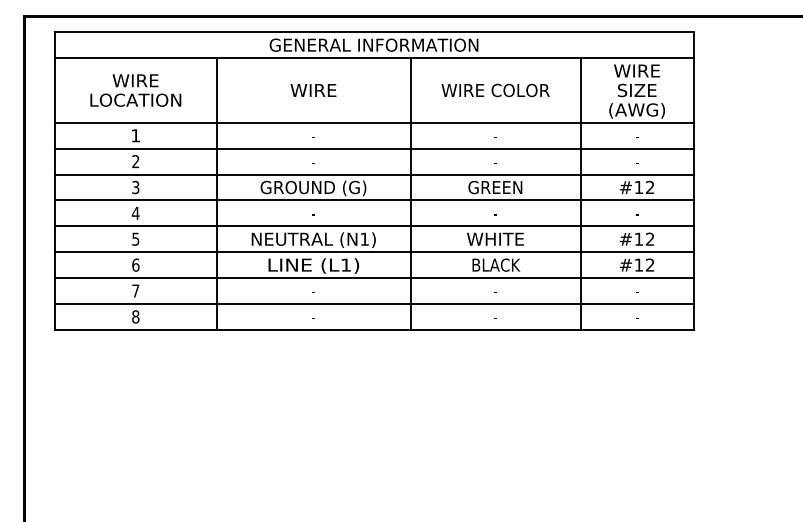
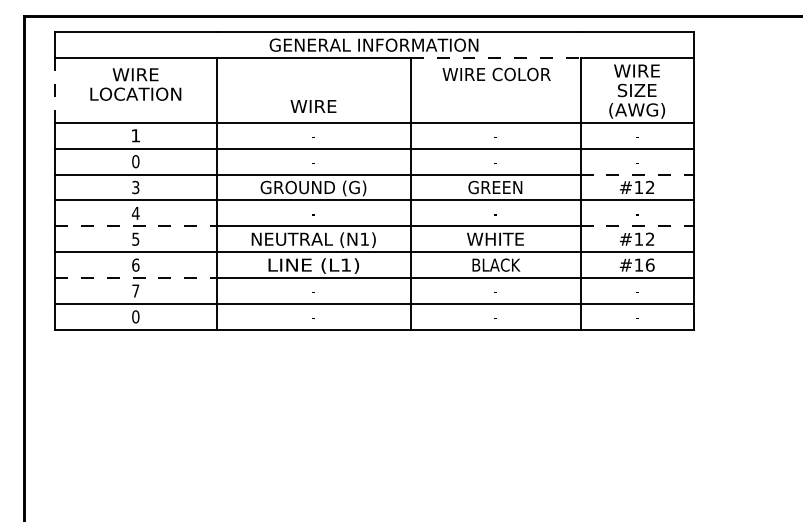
line: solid -> dashed (495, 58)
text position: (135, 90) -> (135, 84) (135, 84)
text position: (313, 90) -> (313, 106) (313, 106)
text position: (495, 90) -> (496, 74) (496, 74)
line: solid -> dashed (54, 91)
text: 2 -> 0 (135, 161)
line: solid -> dashed (637, 174)
line: solid -> dashed (135, 226)
line: solid -> dashed (637, 226)
text: #12 -> #16 (649, 264)
line: solid -> dashed (135, 278)
text: 8 -> 0 (135, 316)
